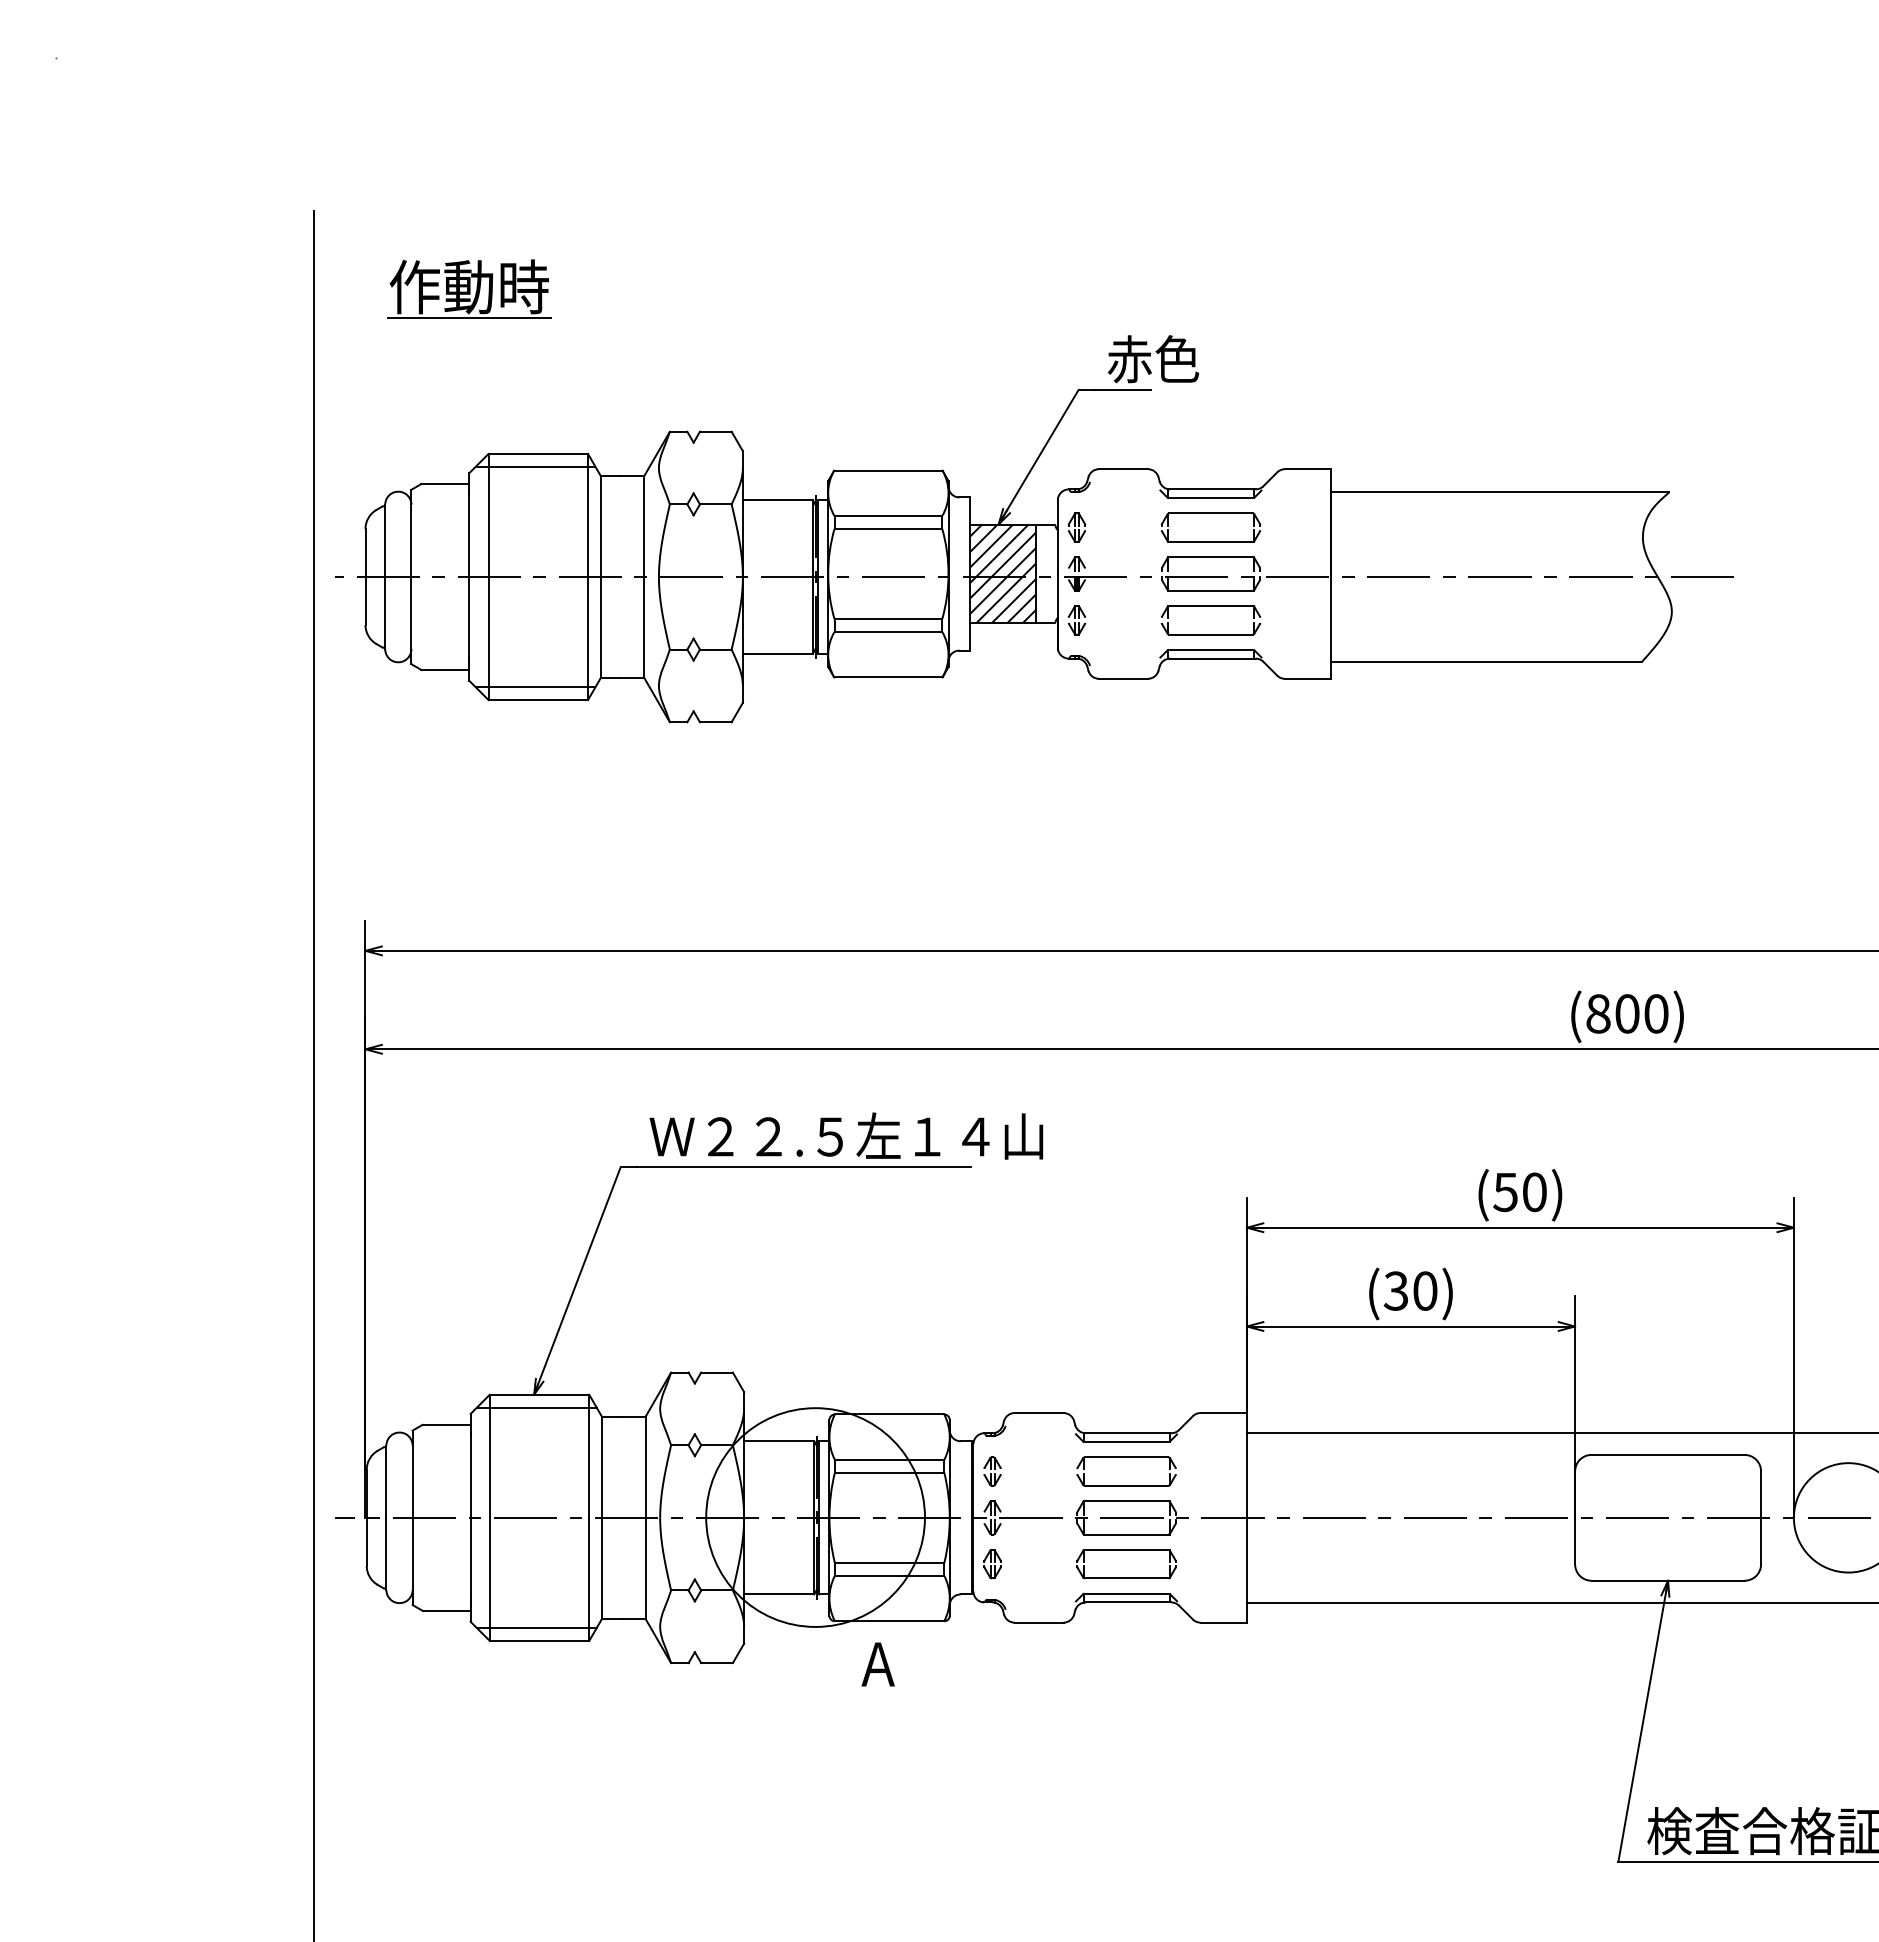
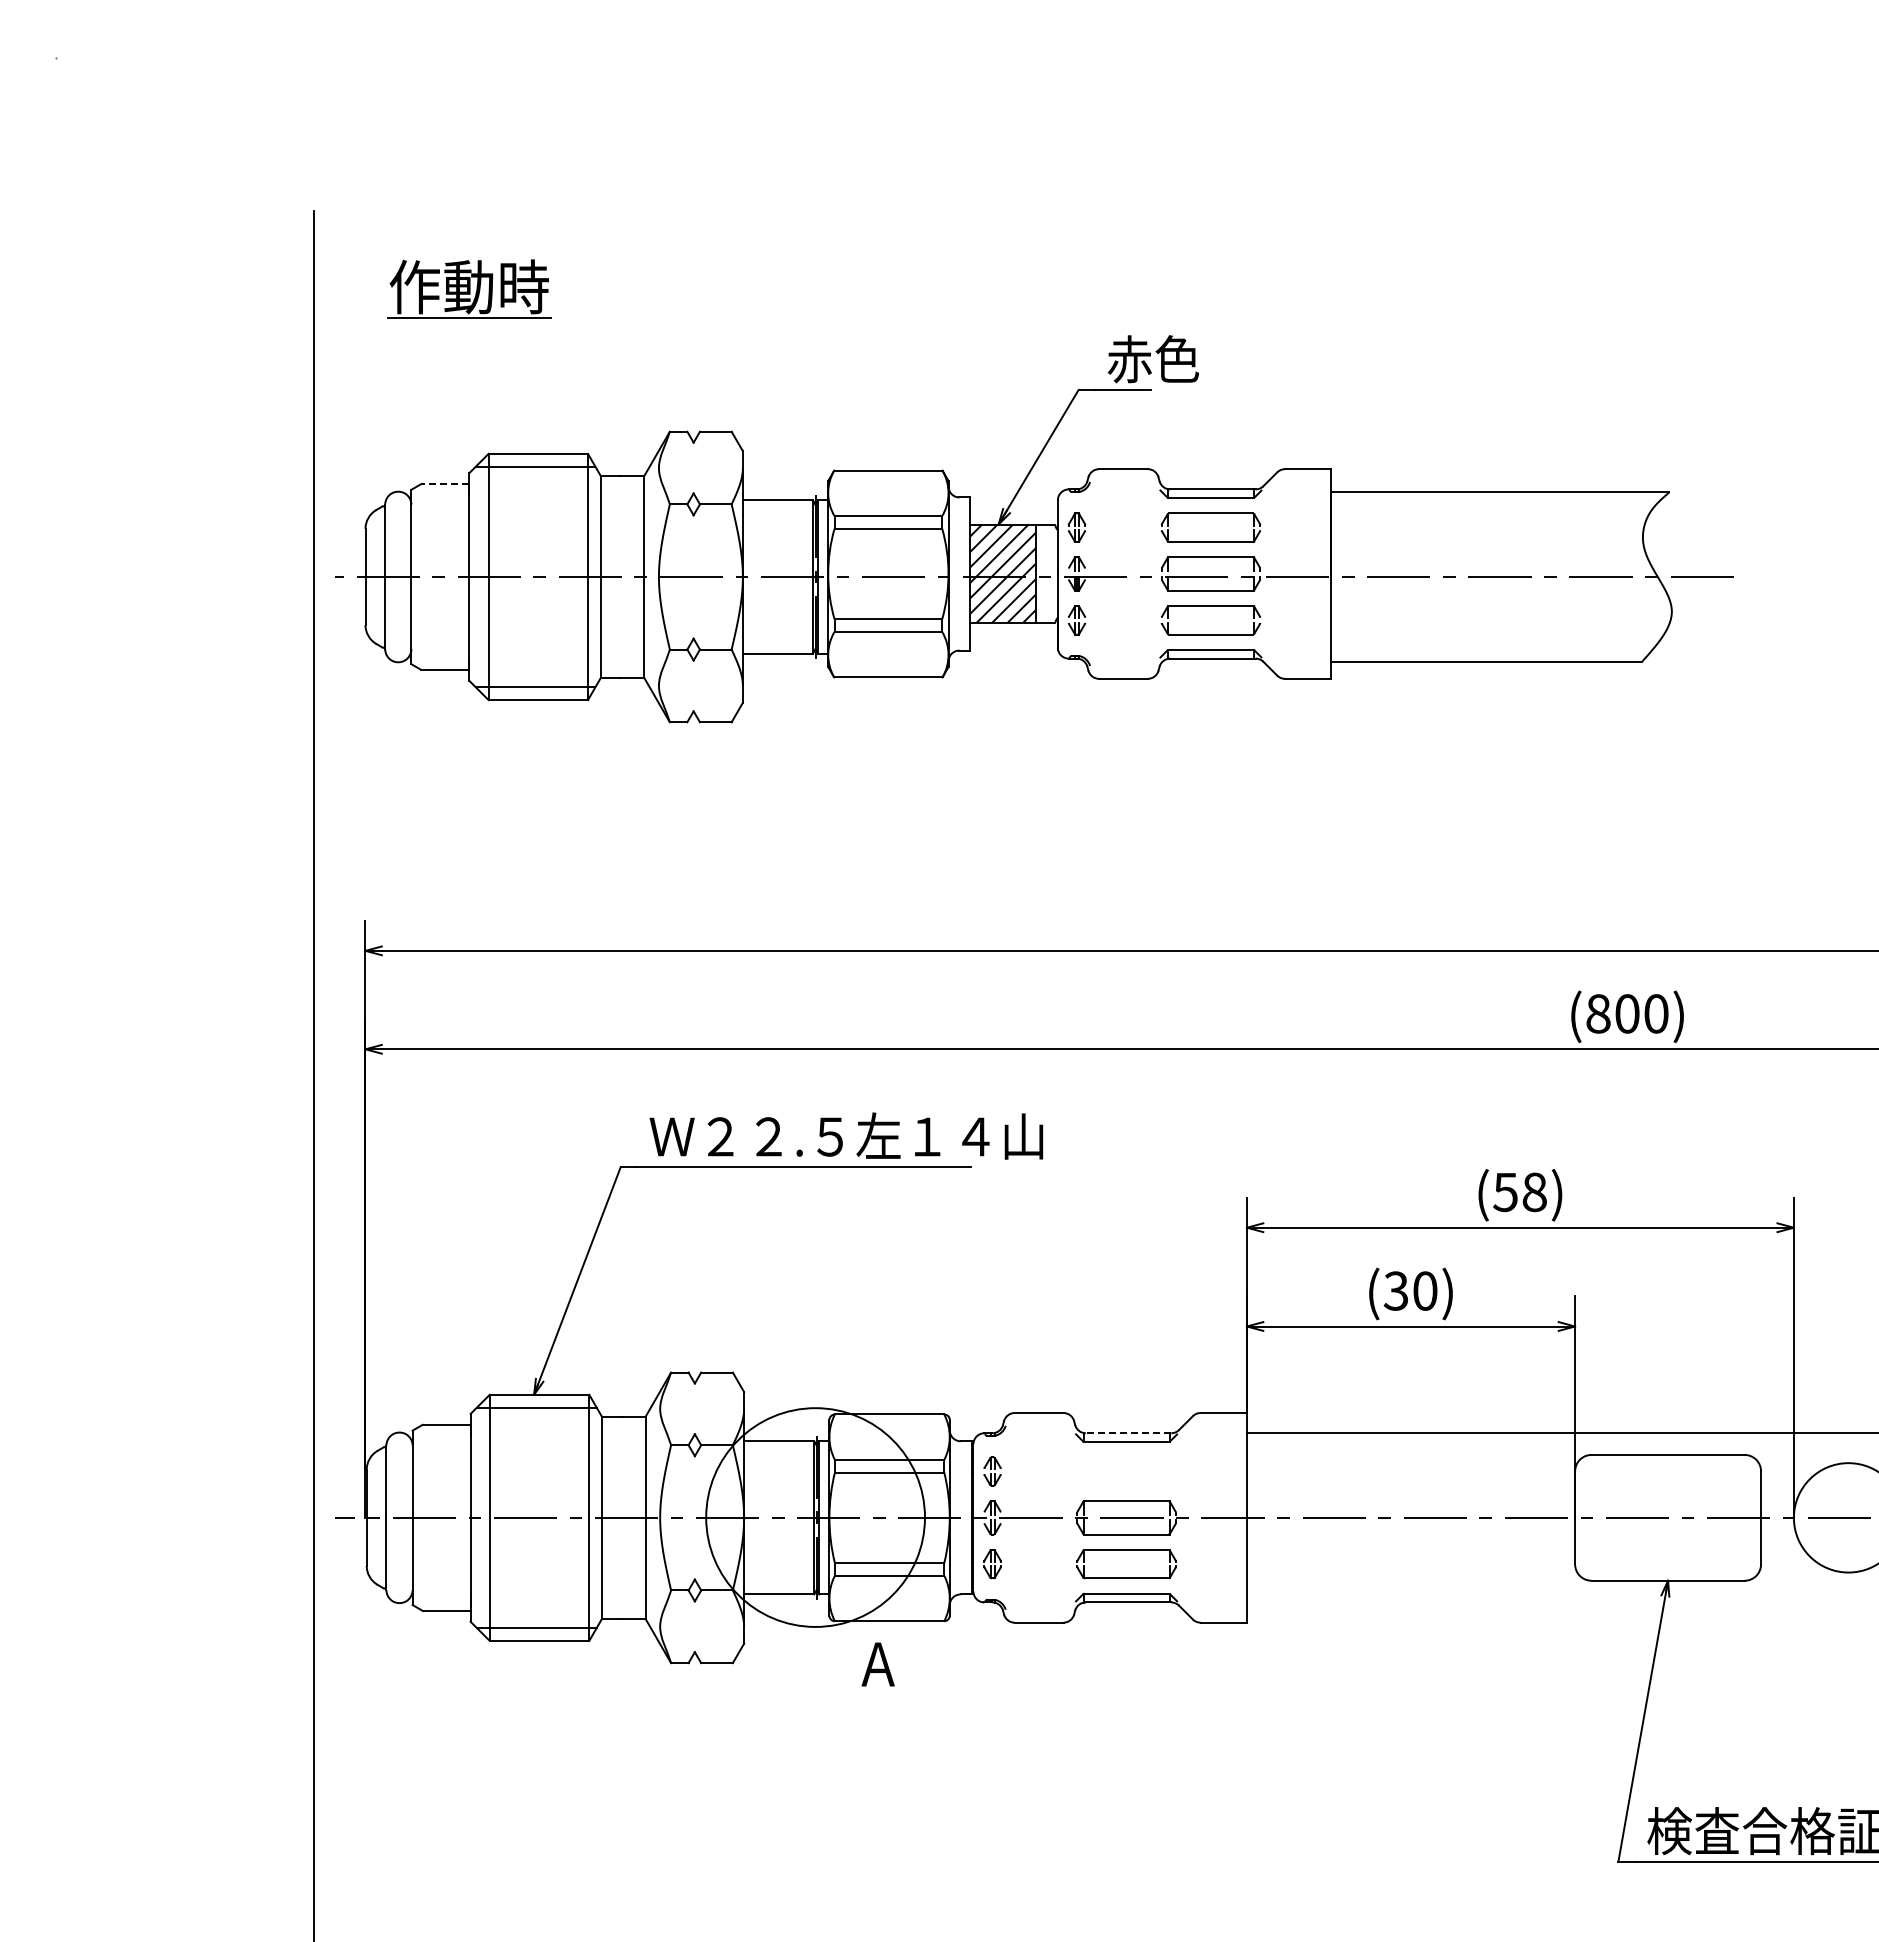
line: solid -> dashed (444, 484)
text: (50) -> (58) (1534, 1191)
line: solid -> dashed (1128, 1433)
part: present -> none (1126, 1457)
line: present -> none (1560, 1602)
